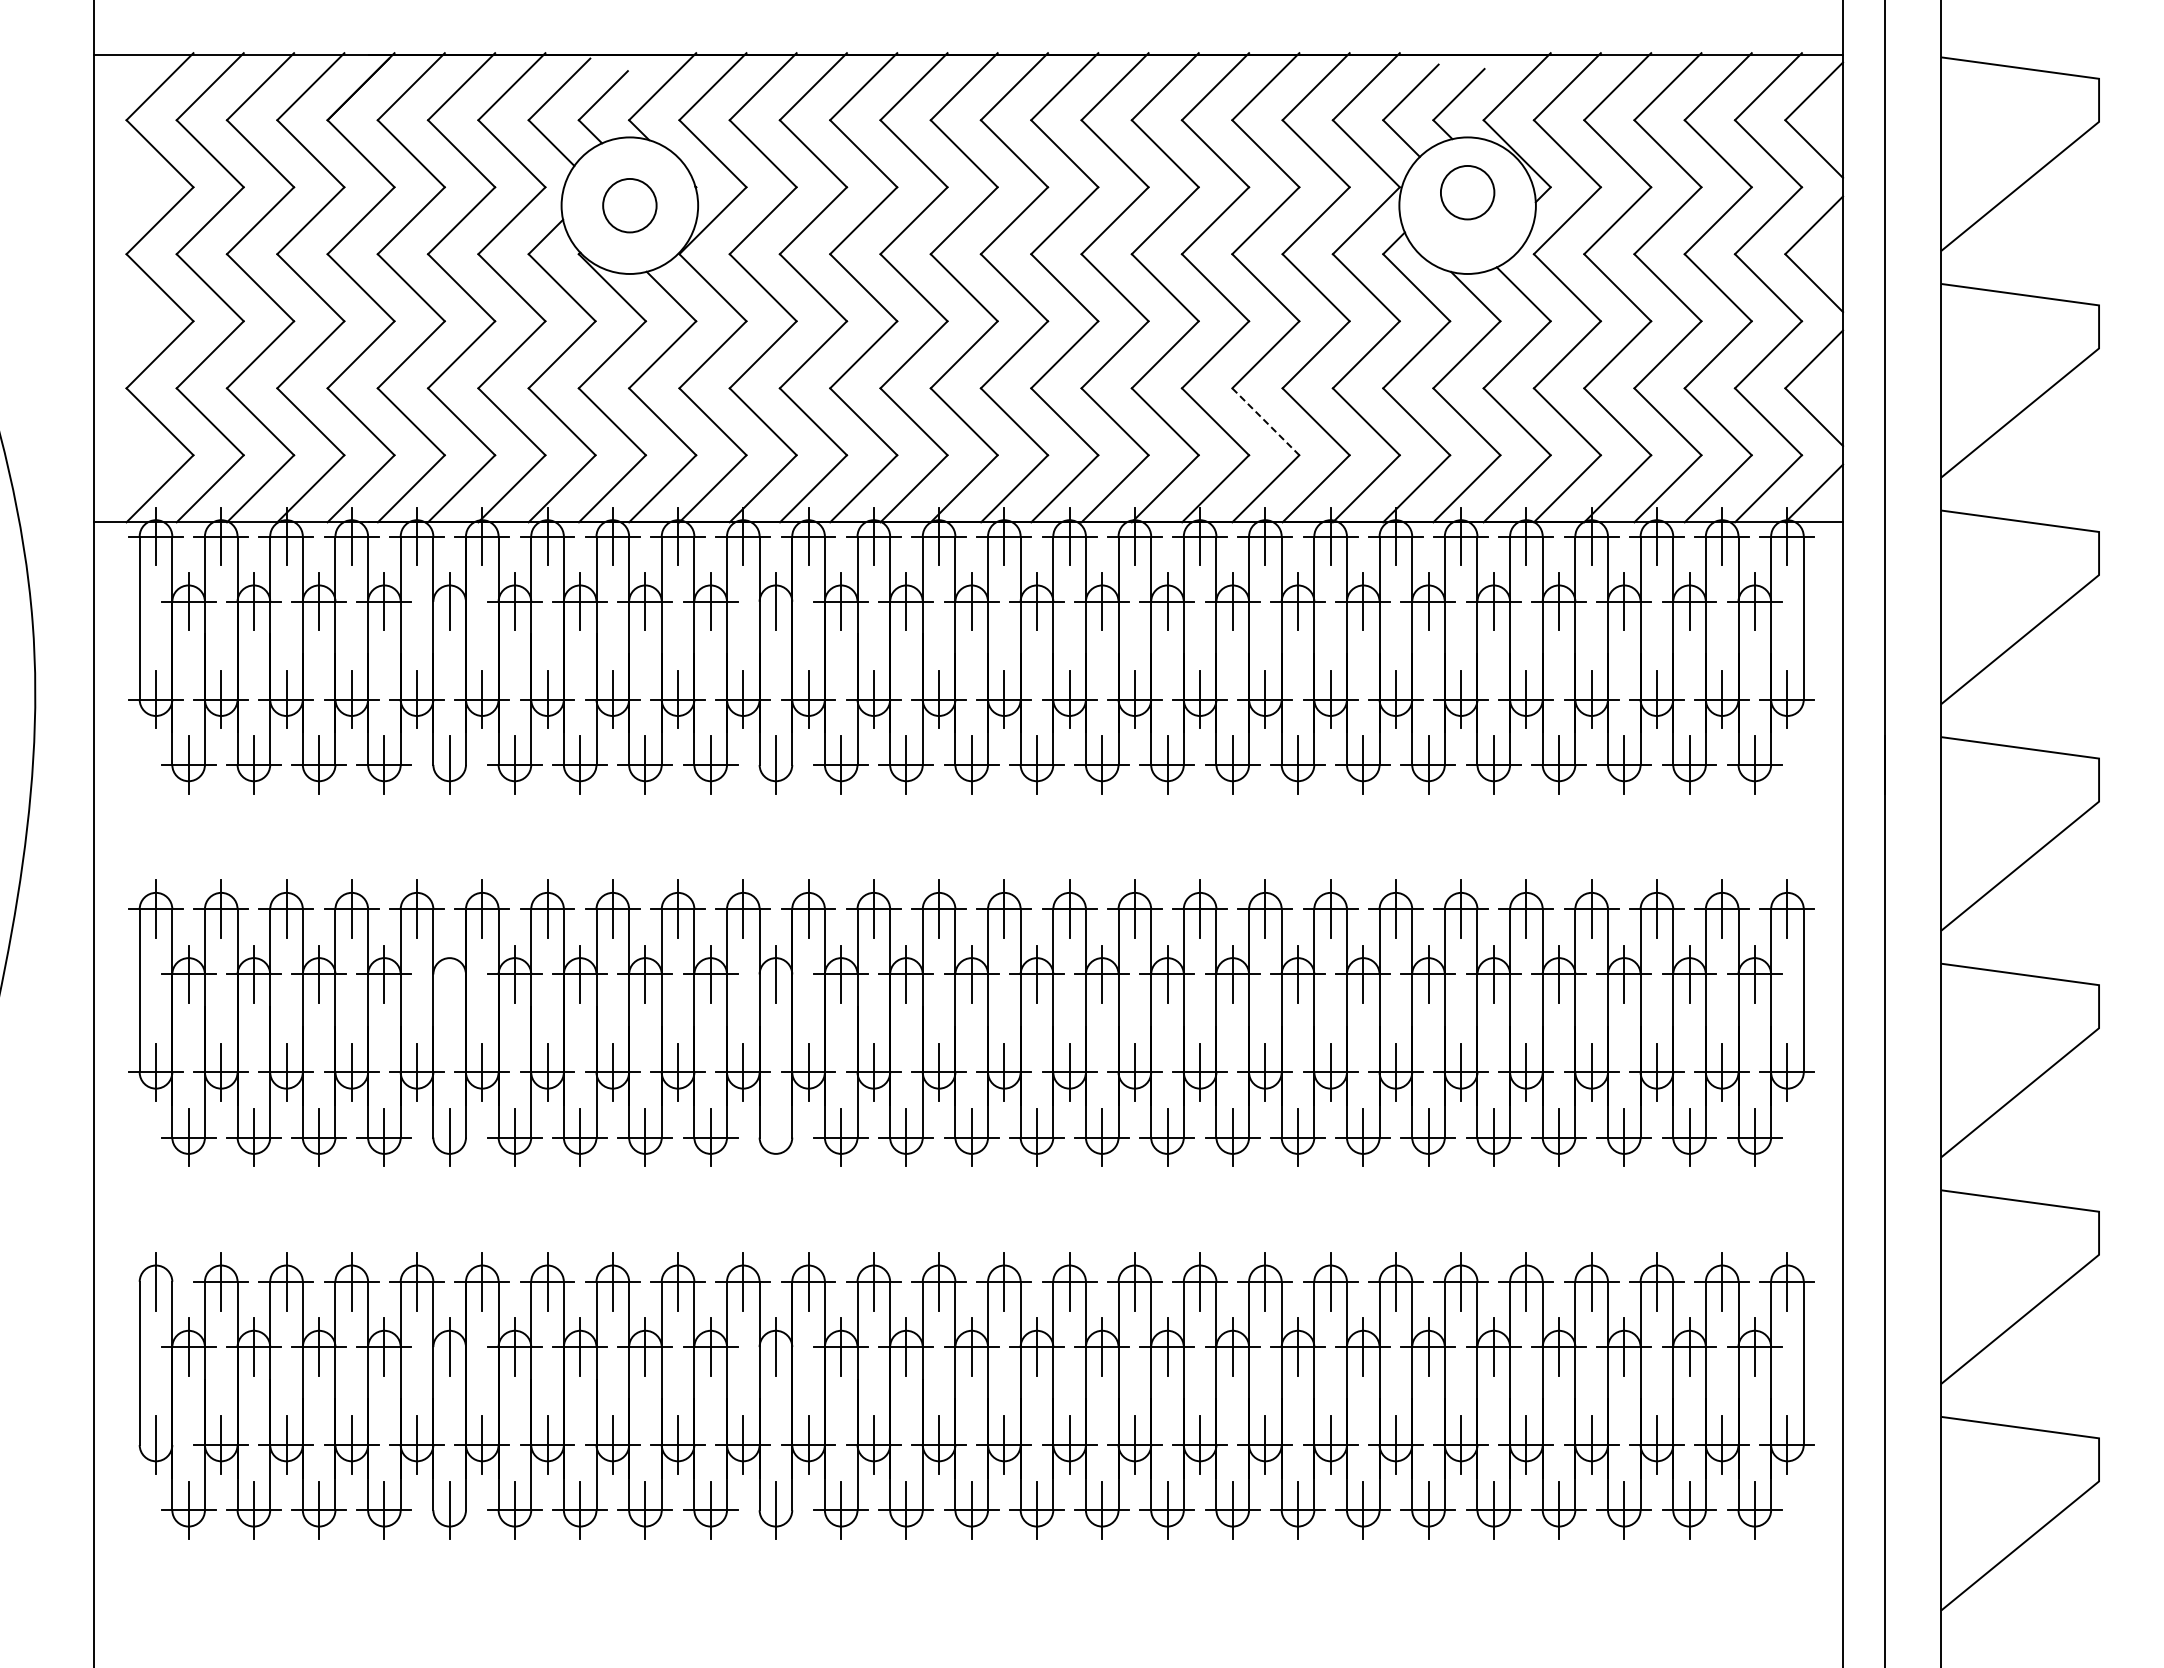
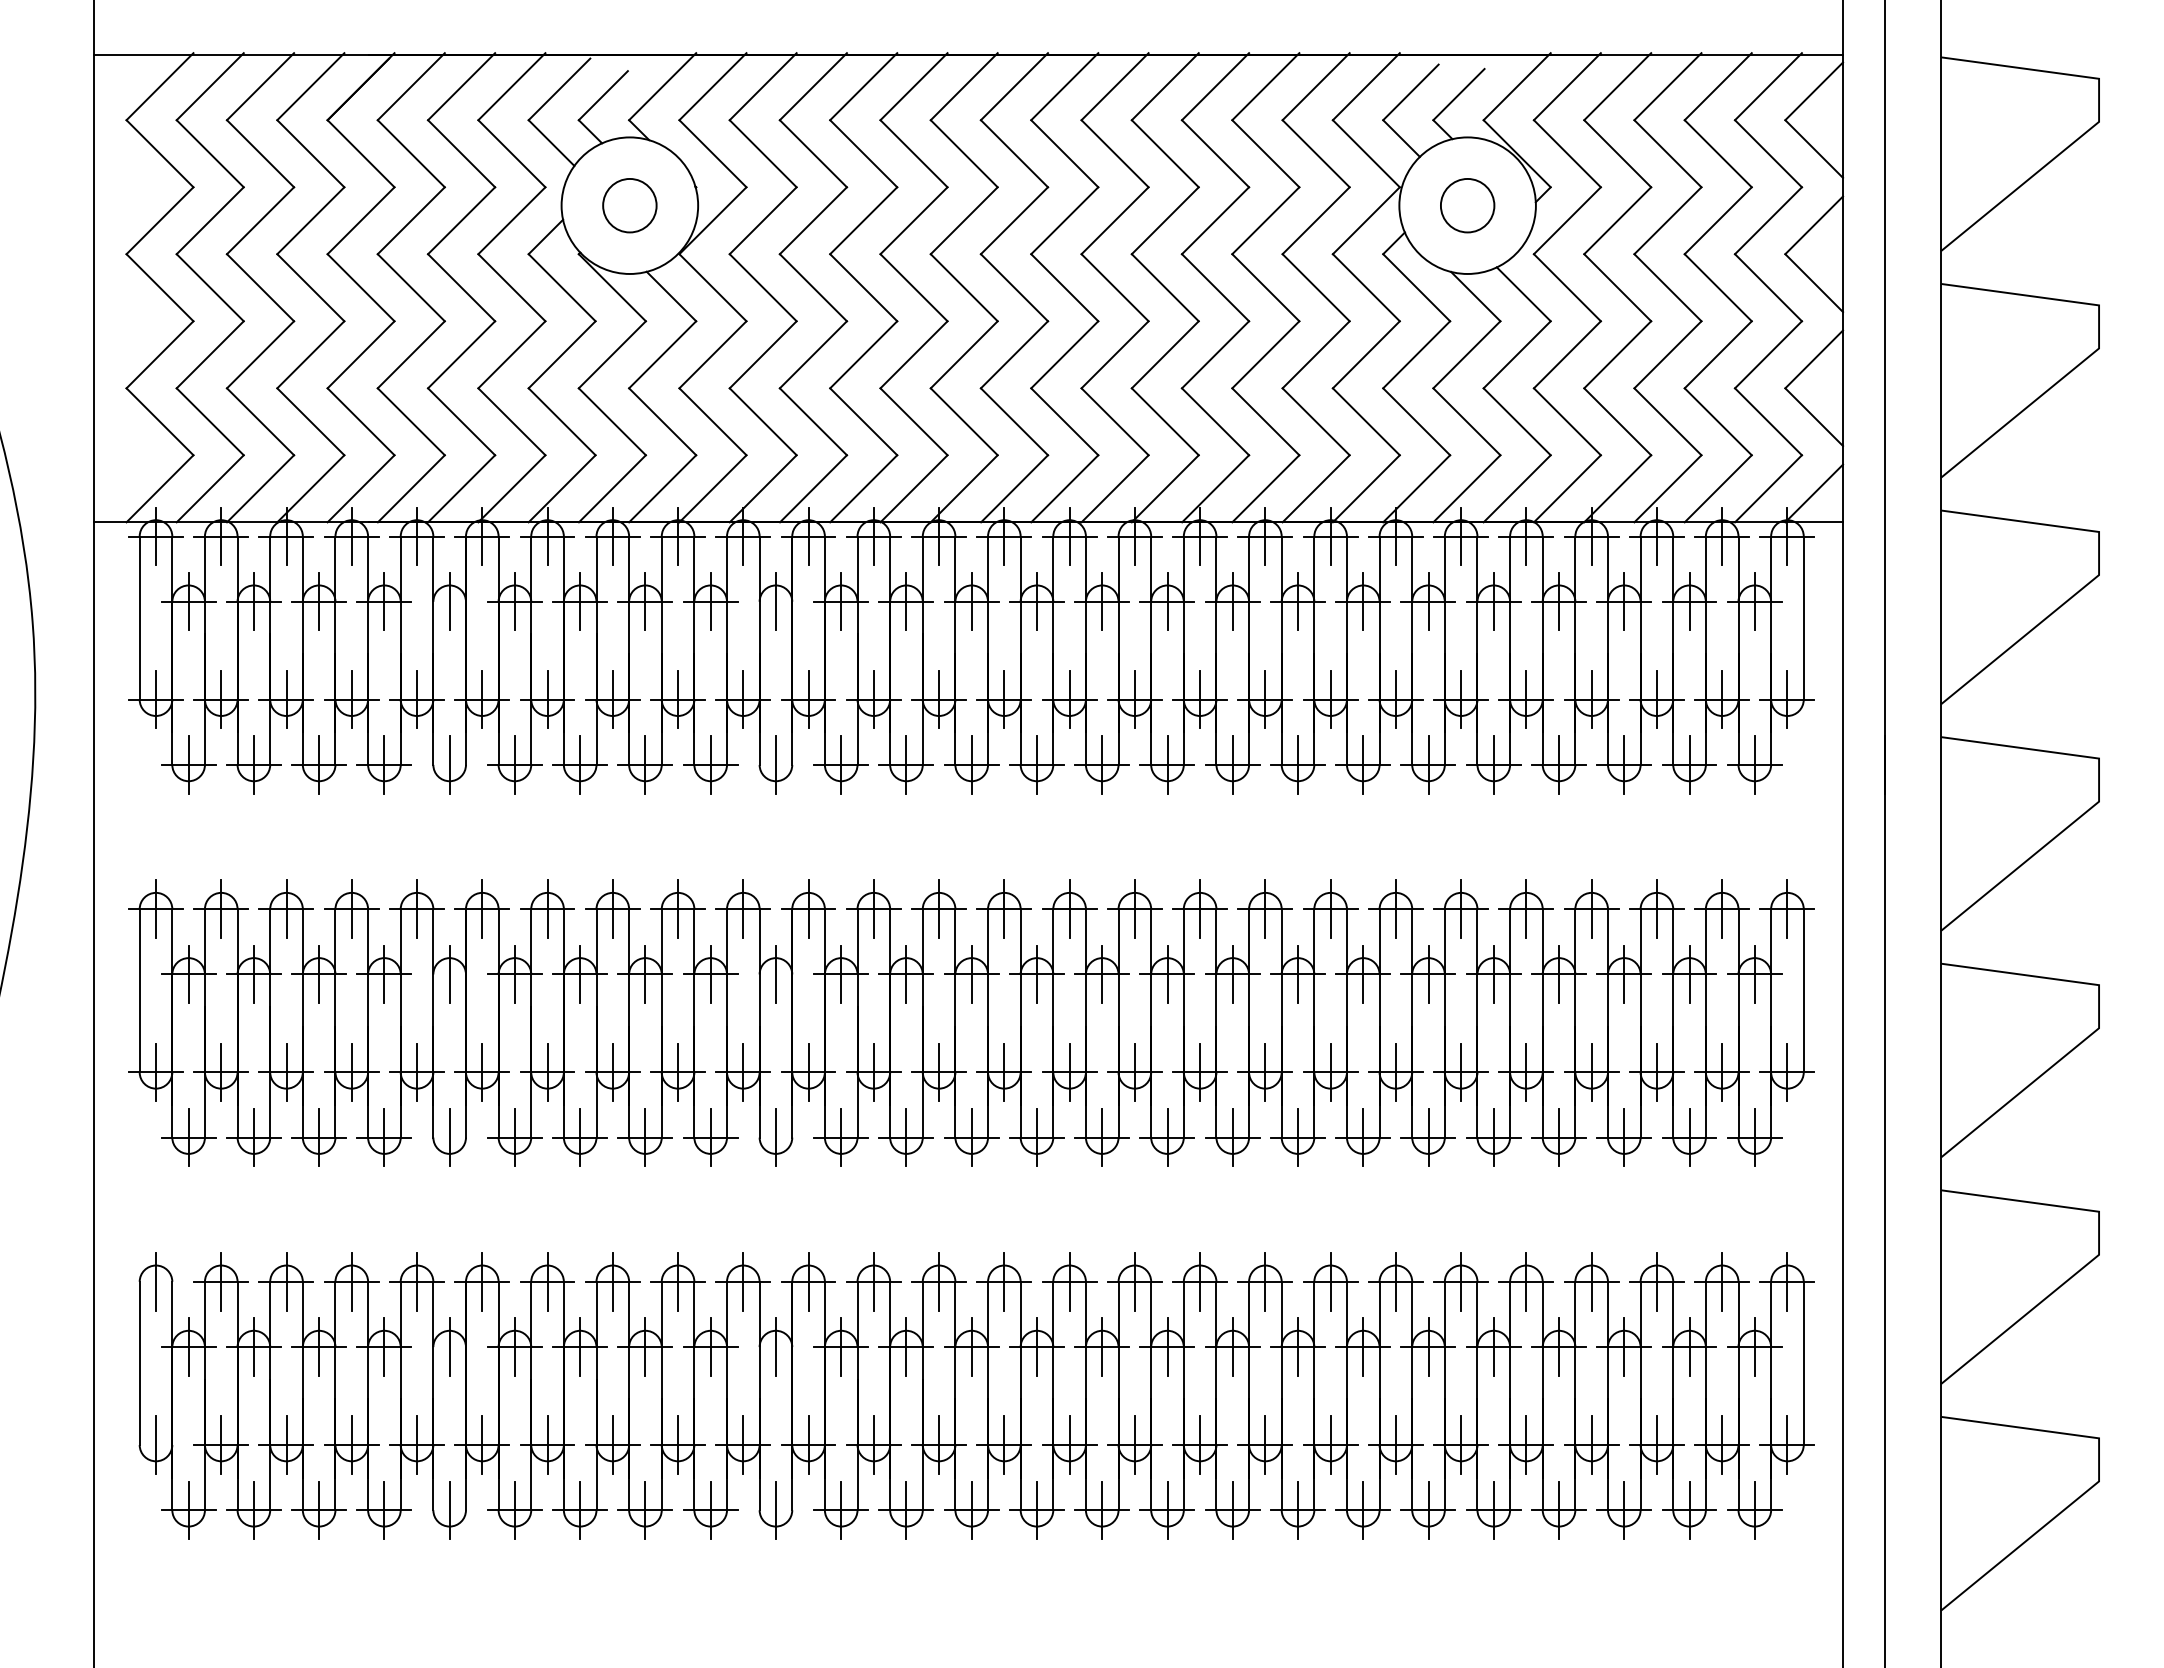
circle position: (1467, 192) -> (1467, 205) (1467, 205)
line: dashed -> solid (1266, 422)
line: none -> present (449, 974)
line: none -> present (775, 1137)
